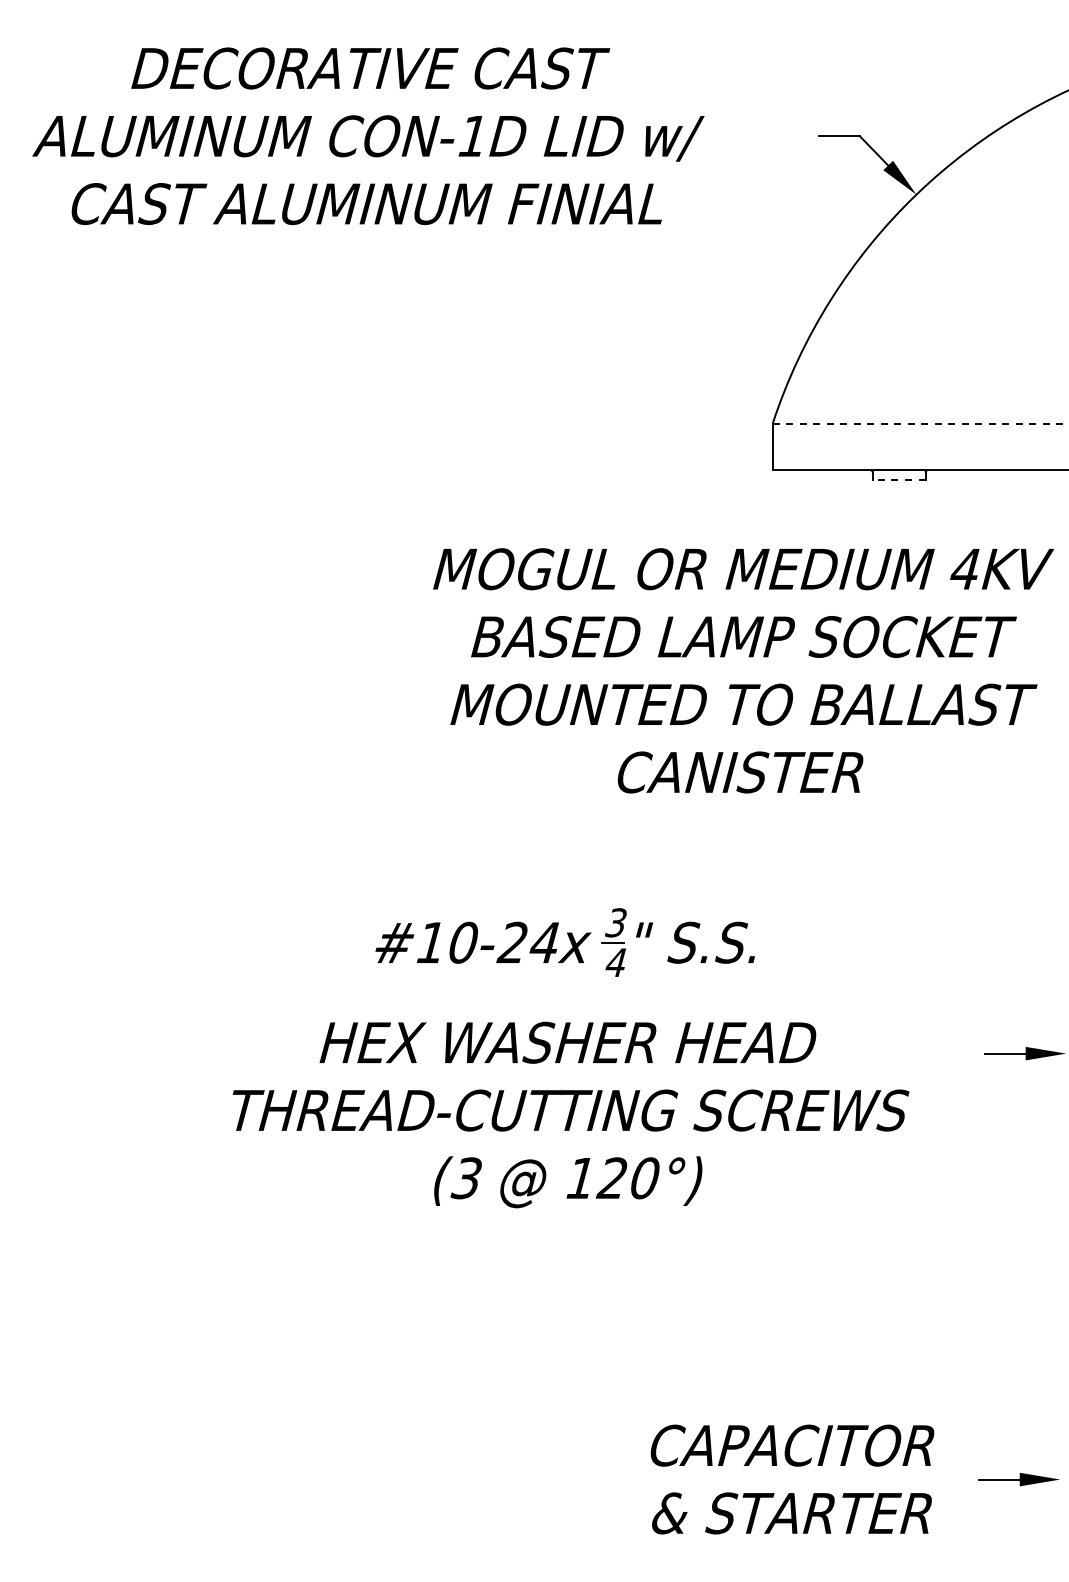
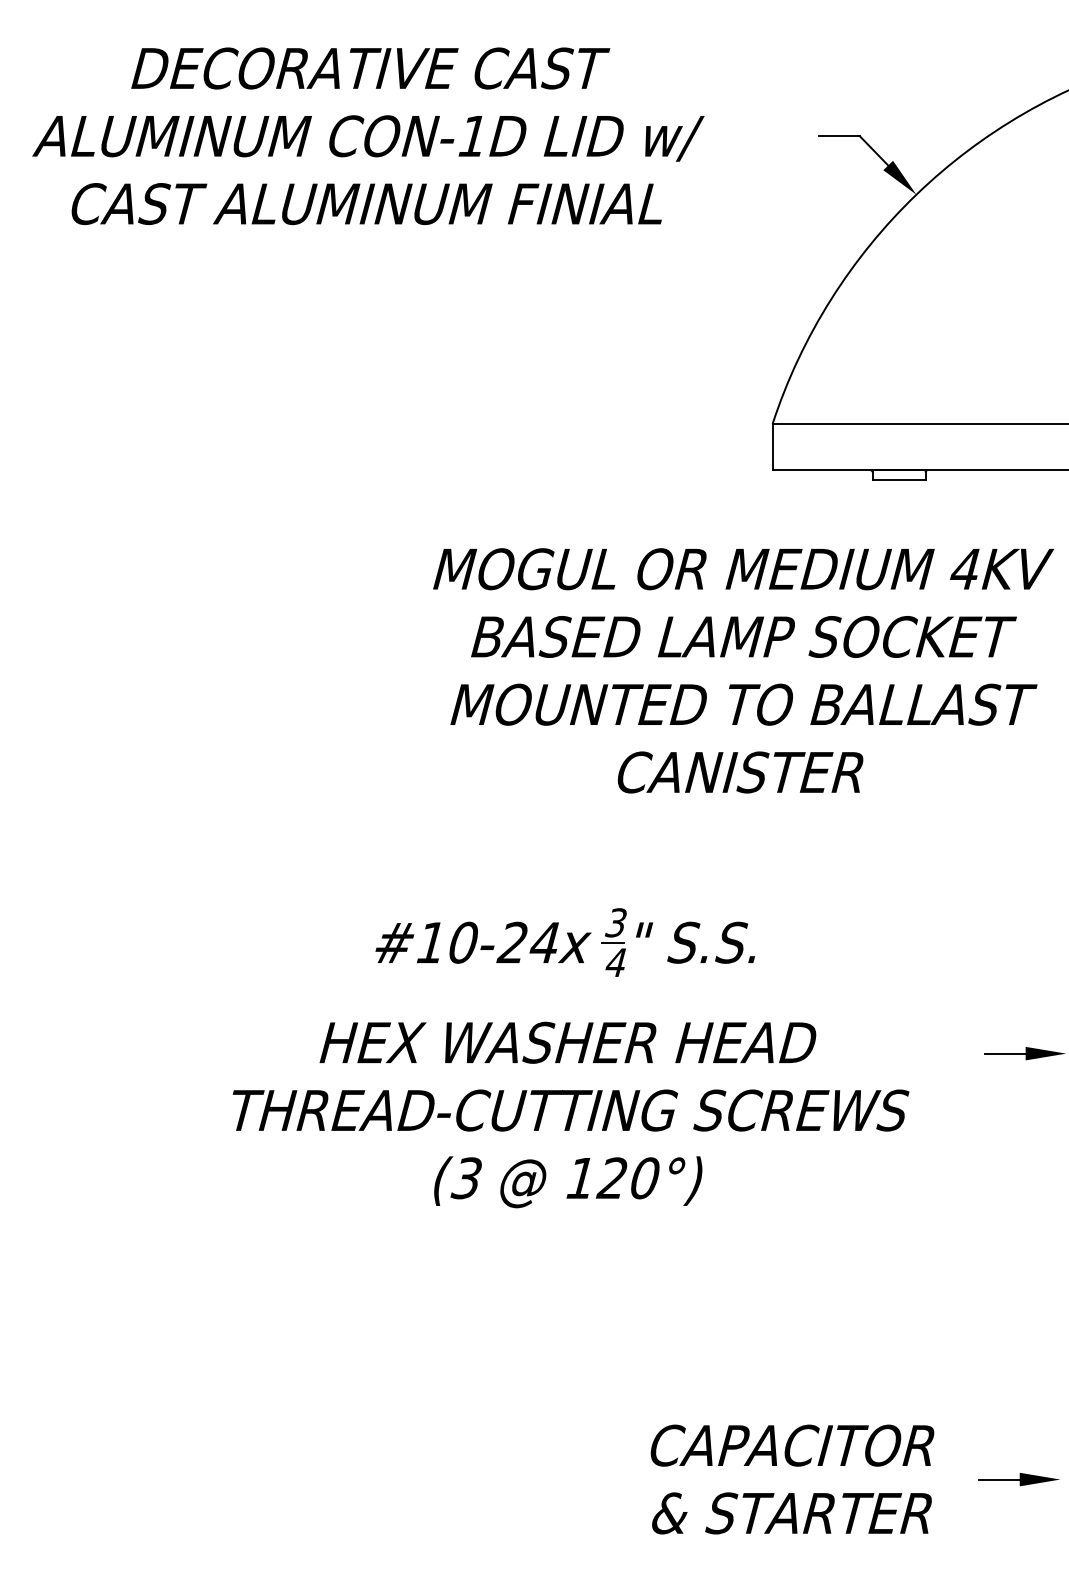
line: dashed -> solid (920, 423)
line: dashed -> solid (898, 480)
